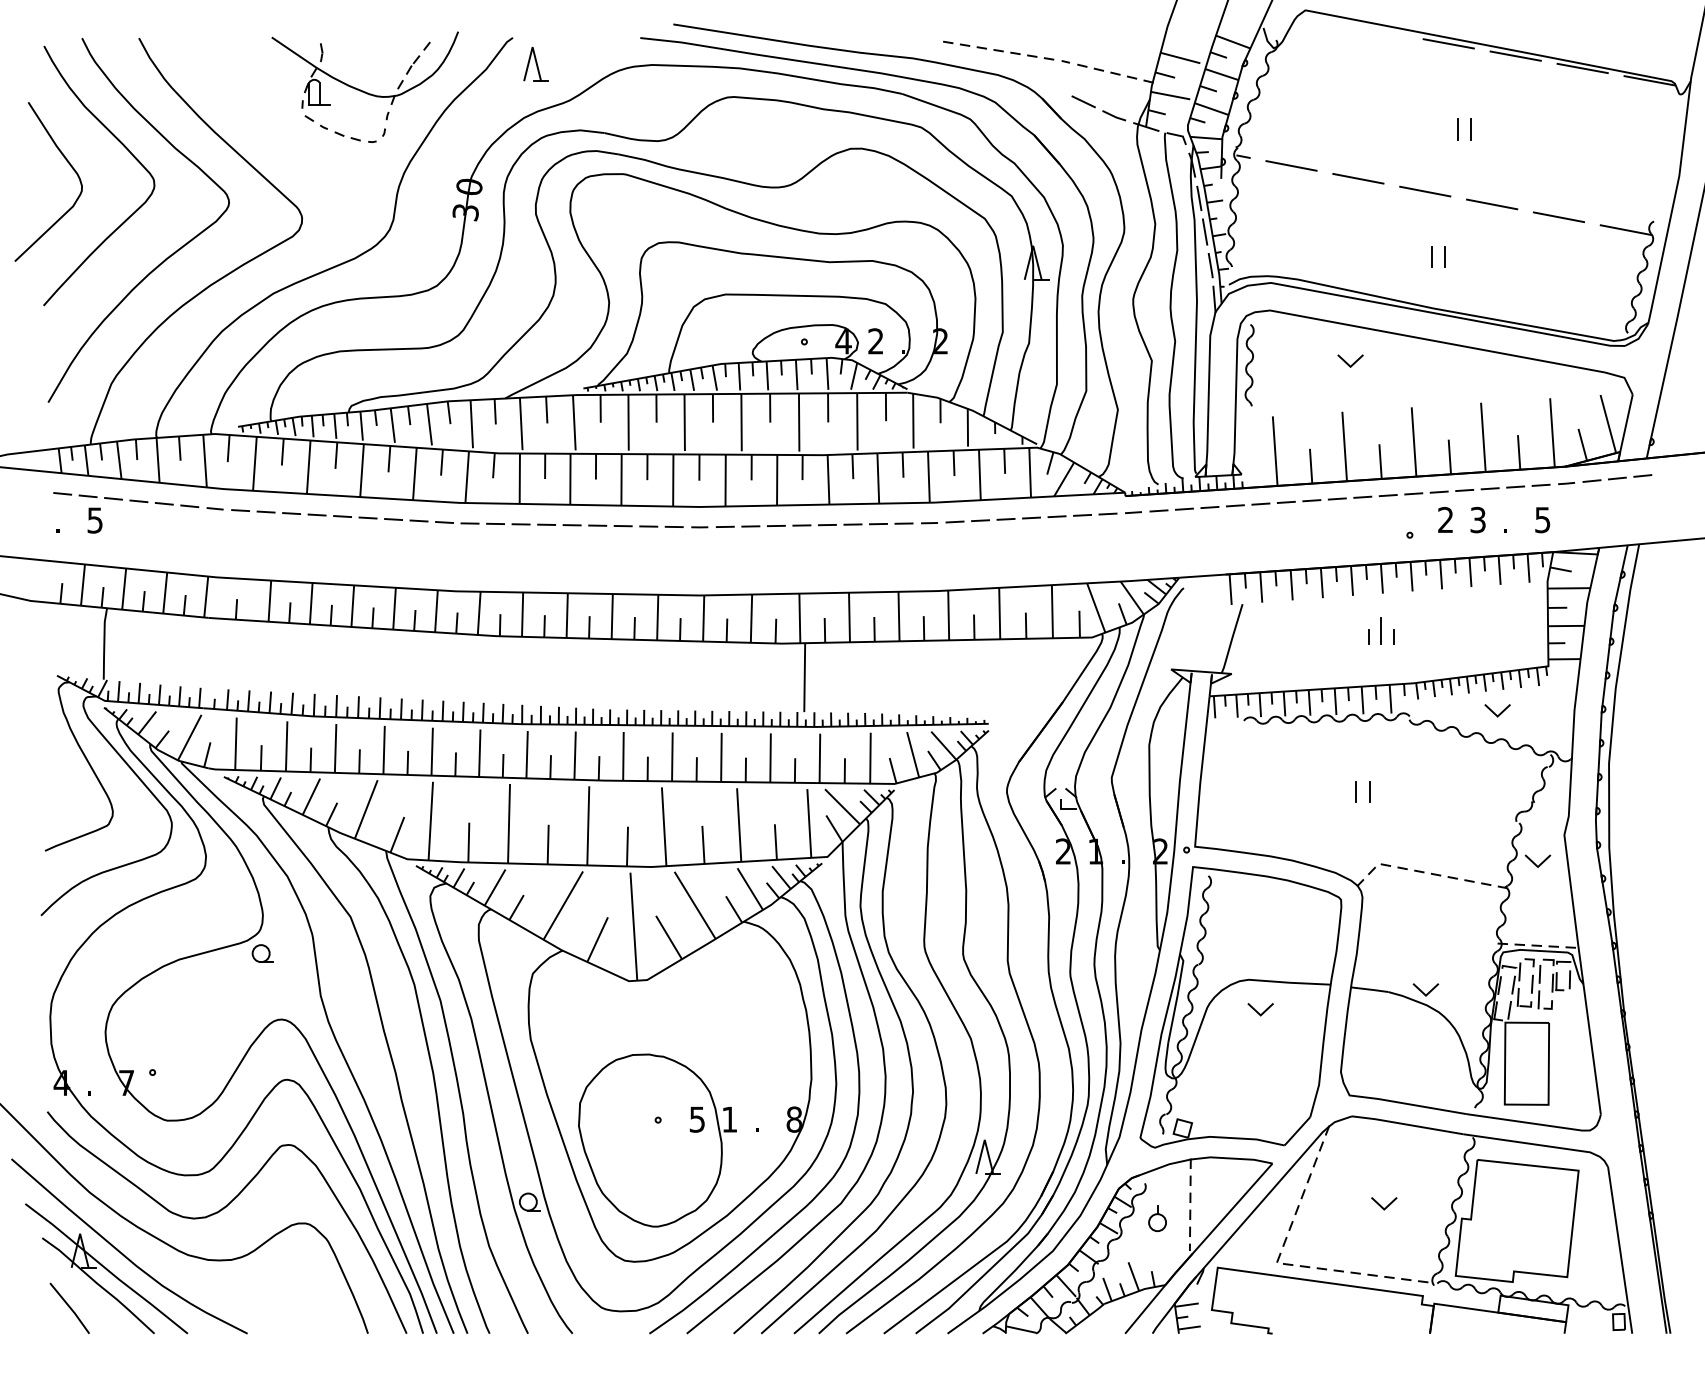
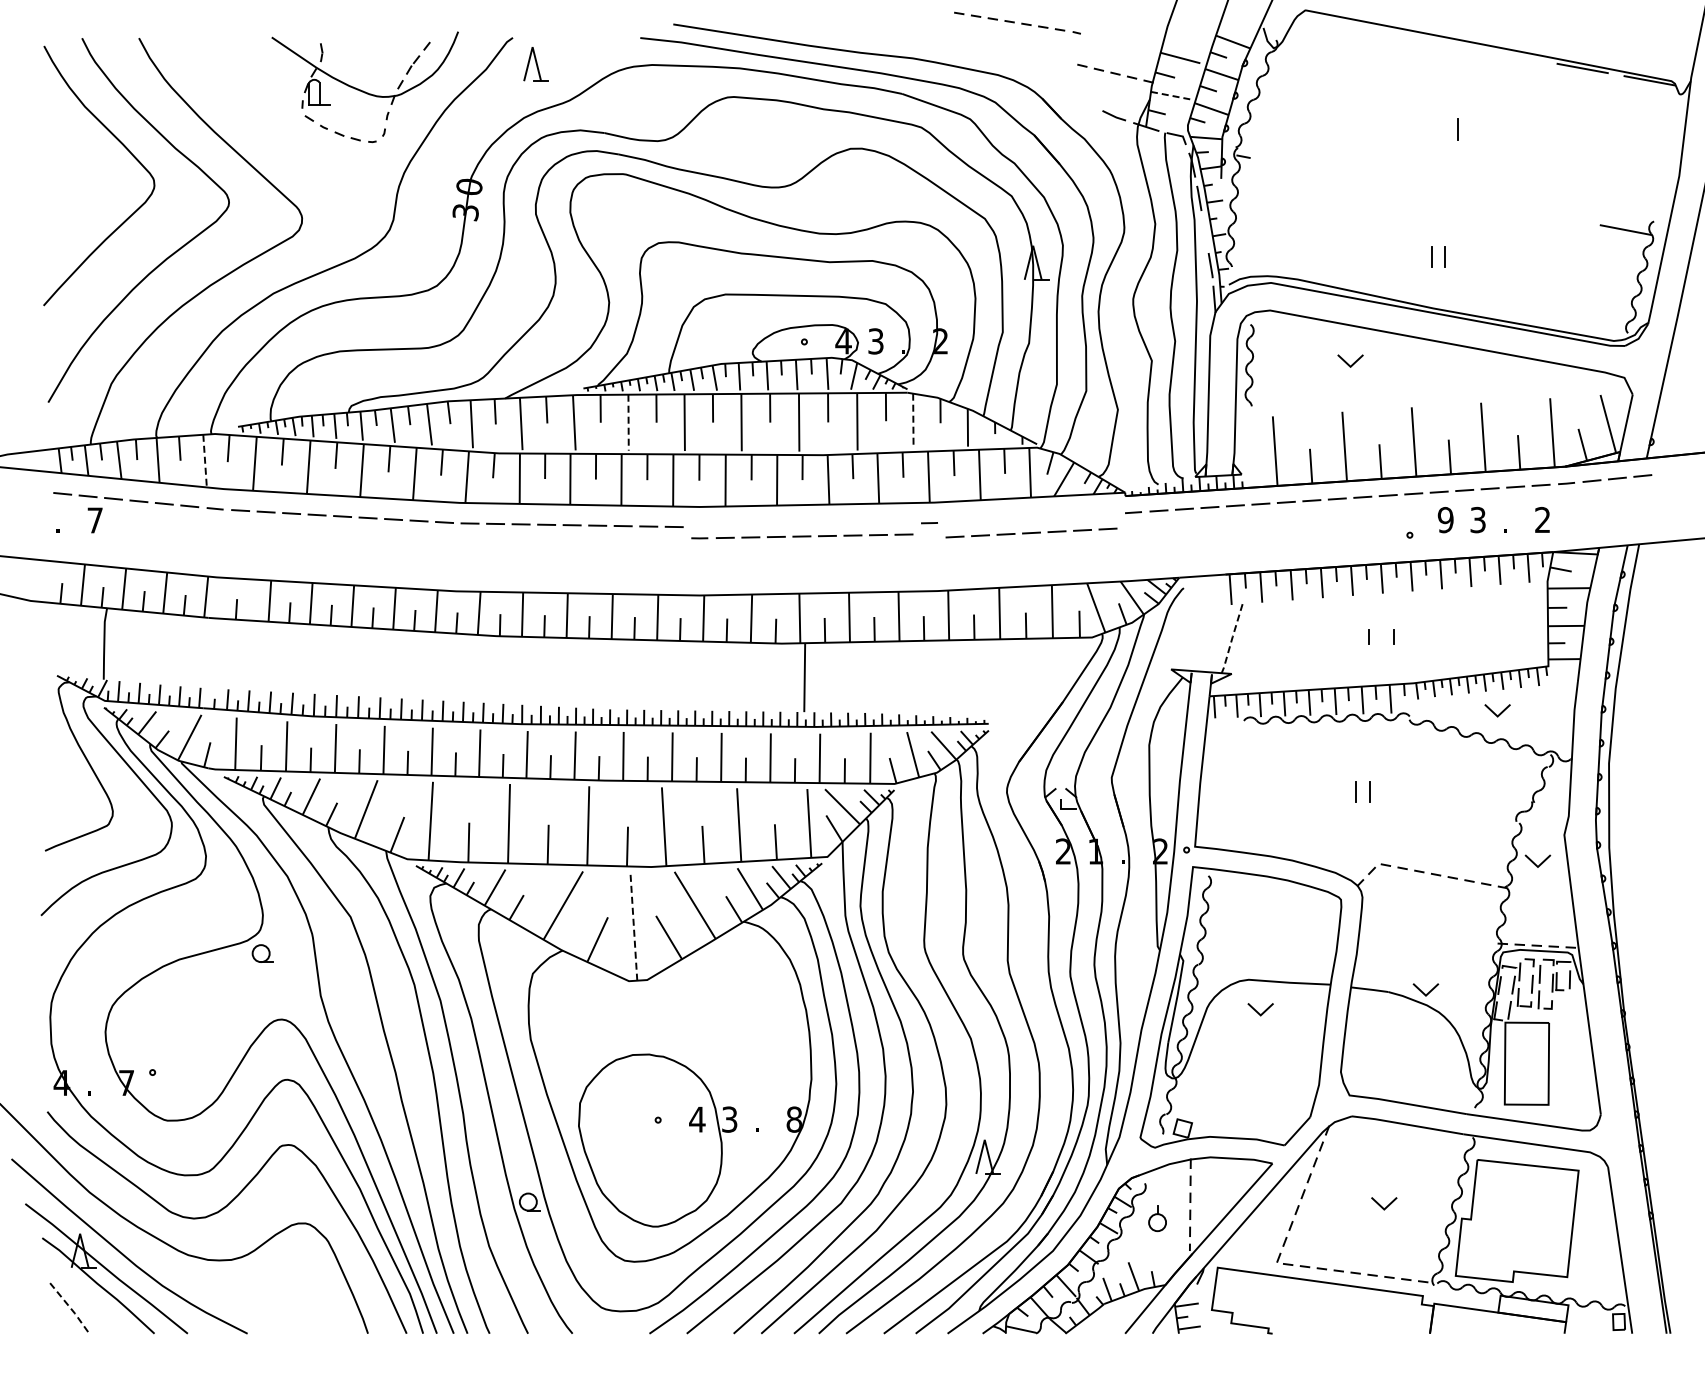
line: present -> none (1448, 43)
part position: (1006, 51) -> (1017, 22) (1017, 22)
line: present -> none (1515, 55)
line: solid -> dashed (1170, 95)
line: present -> none (1083, 101)
line: present -> none (1470, 129)
curve: present -> none (69, 165)
line: present -> none (1291, 165)
line: present -> none (1358, 178)
line: present -> none (1425, 191)
line: present -> none (1492, 204)
line: present -> none (1558, 217)
line: present -> none (1204, 231)
text: 2 -> 3 (875, 341)
line: solid -> dashed (913, 421)
line: solid -> dashed (628, 422)
line: solid -> dashed (205, 461)
part position: (1031, 517) -> (1031, 532) (1031, 532)
text: 5 -> 2 (1542, 519)
text: 5 -> 7 (94, 520)
text: 2 -> 9 (1445, 520)
part position: (802, 525) -> (802, 536) (802, 536)
line: present -> none (1381, 630)
line: solid -> dashed (1231, 639)
line: solid -> dashed (633, 926)
text: 5 -> 4 (697, 1119)
text: 1 -> 3 (729, 1119)
line: solid -> dashed (70, 1308)
